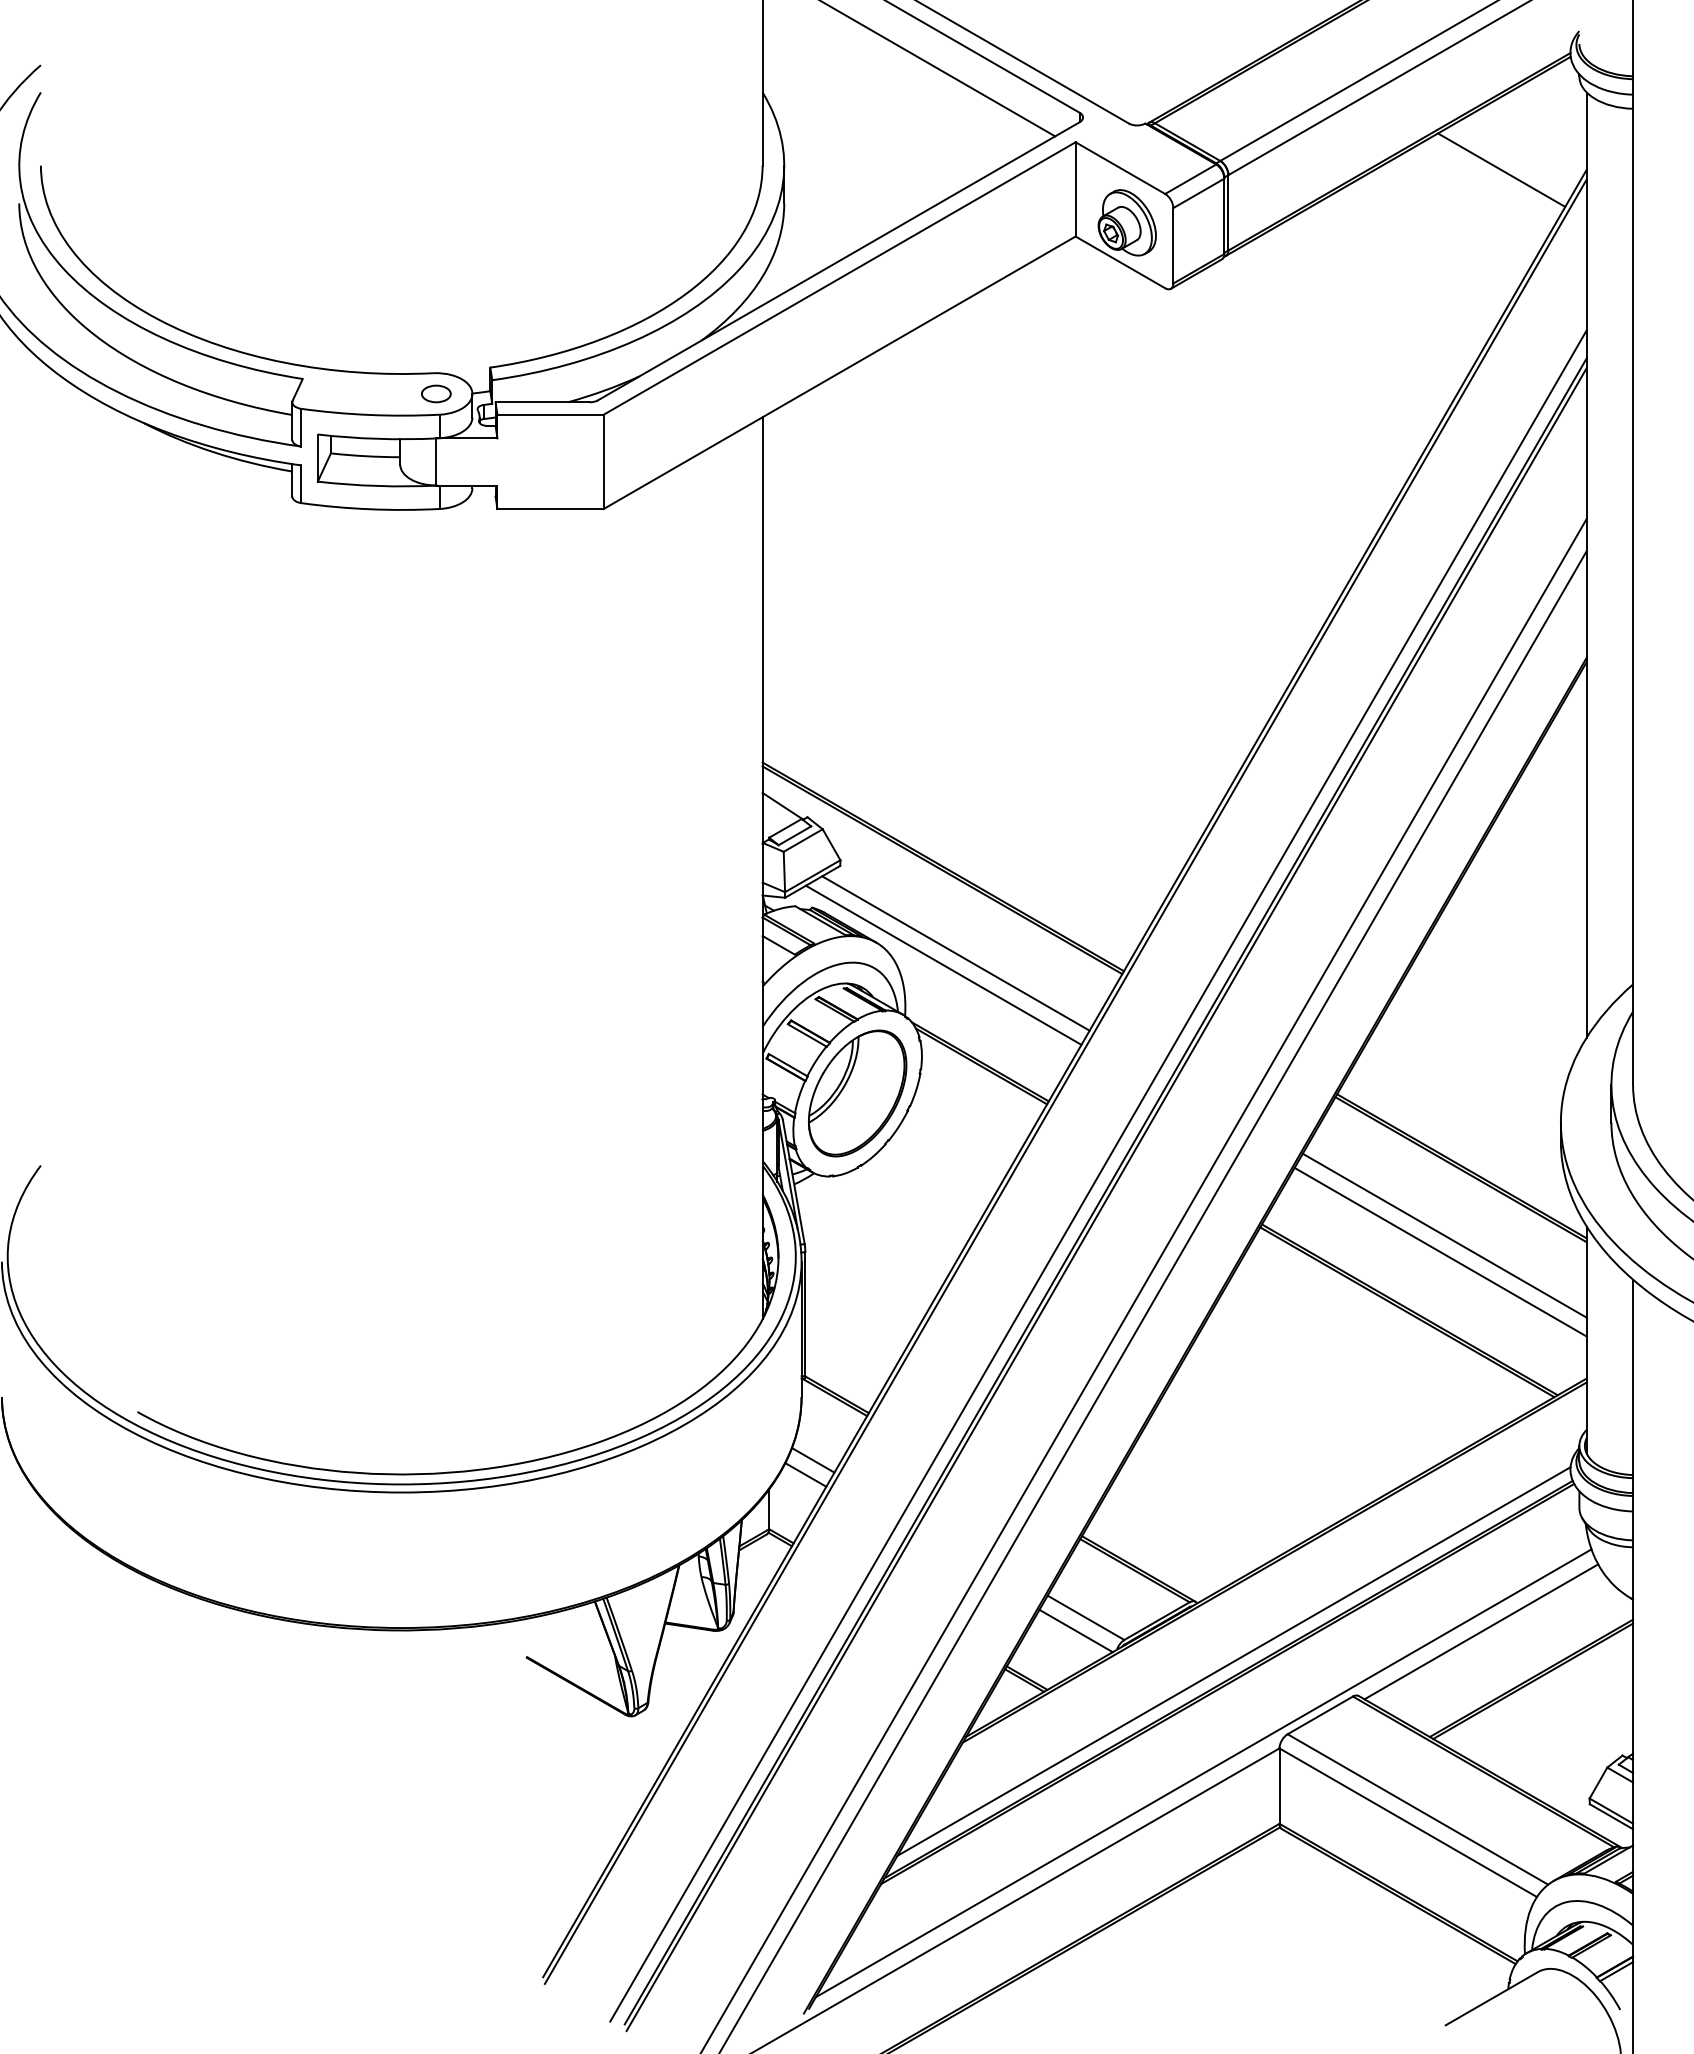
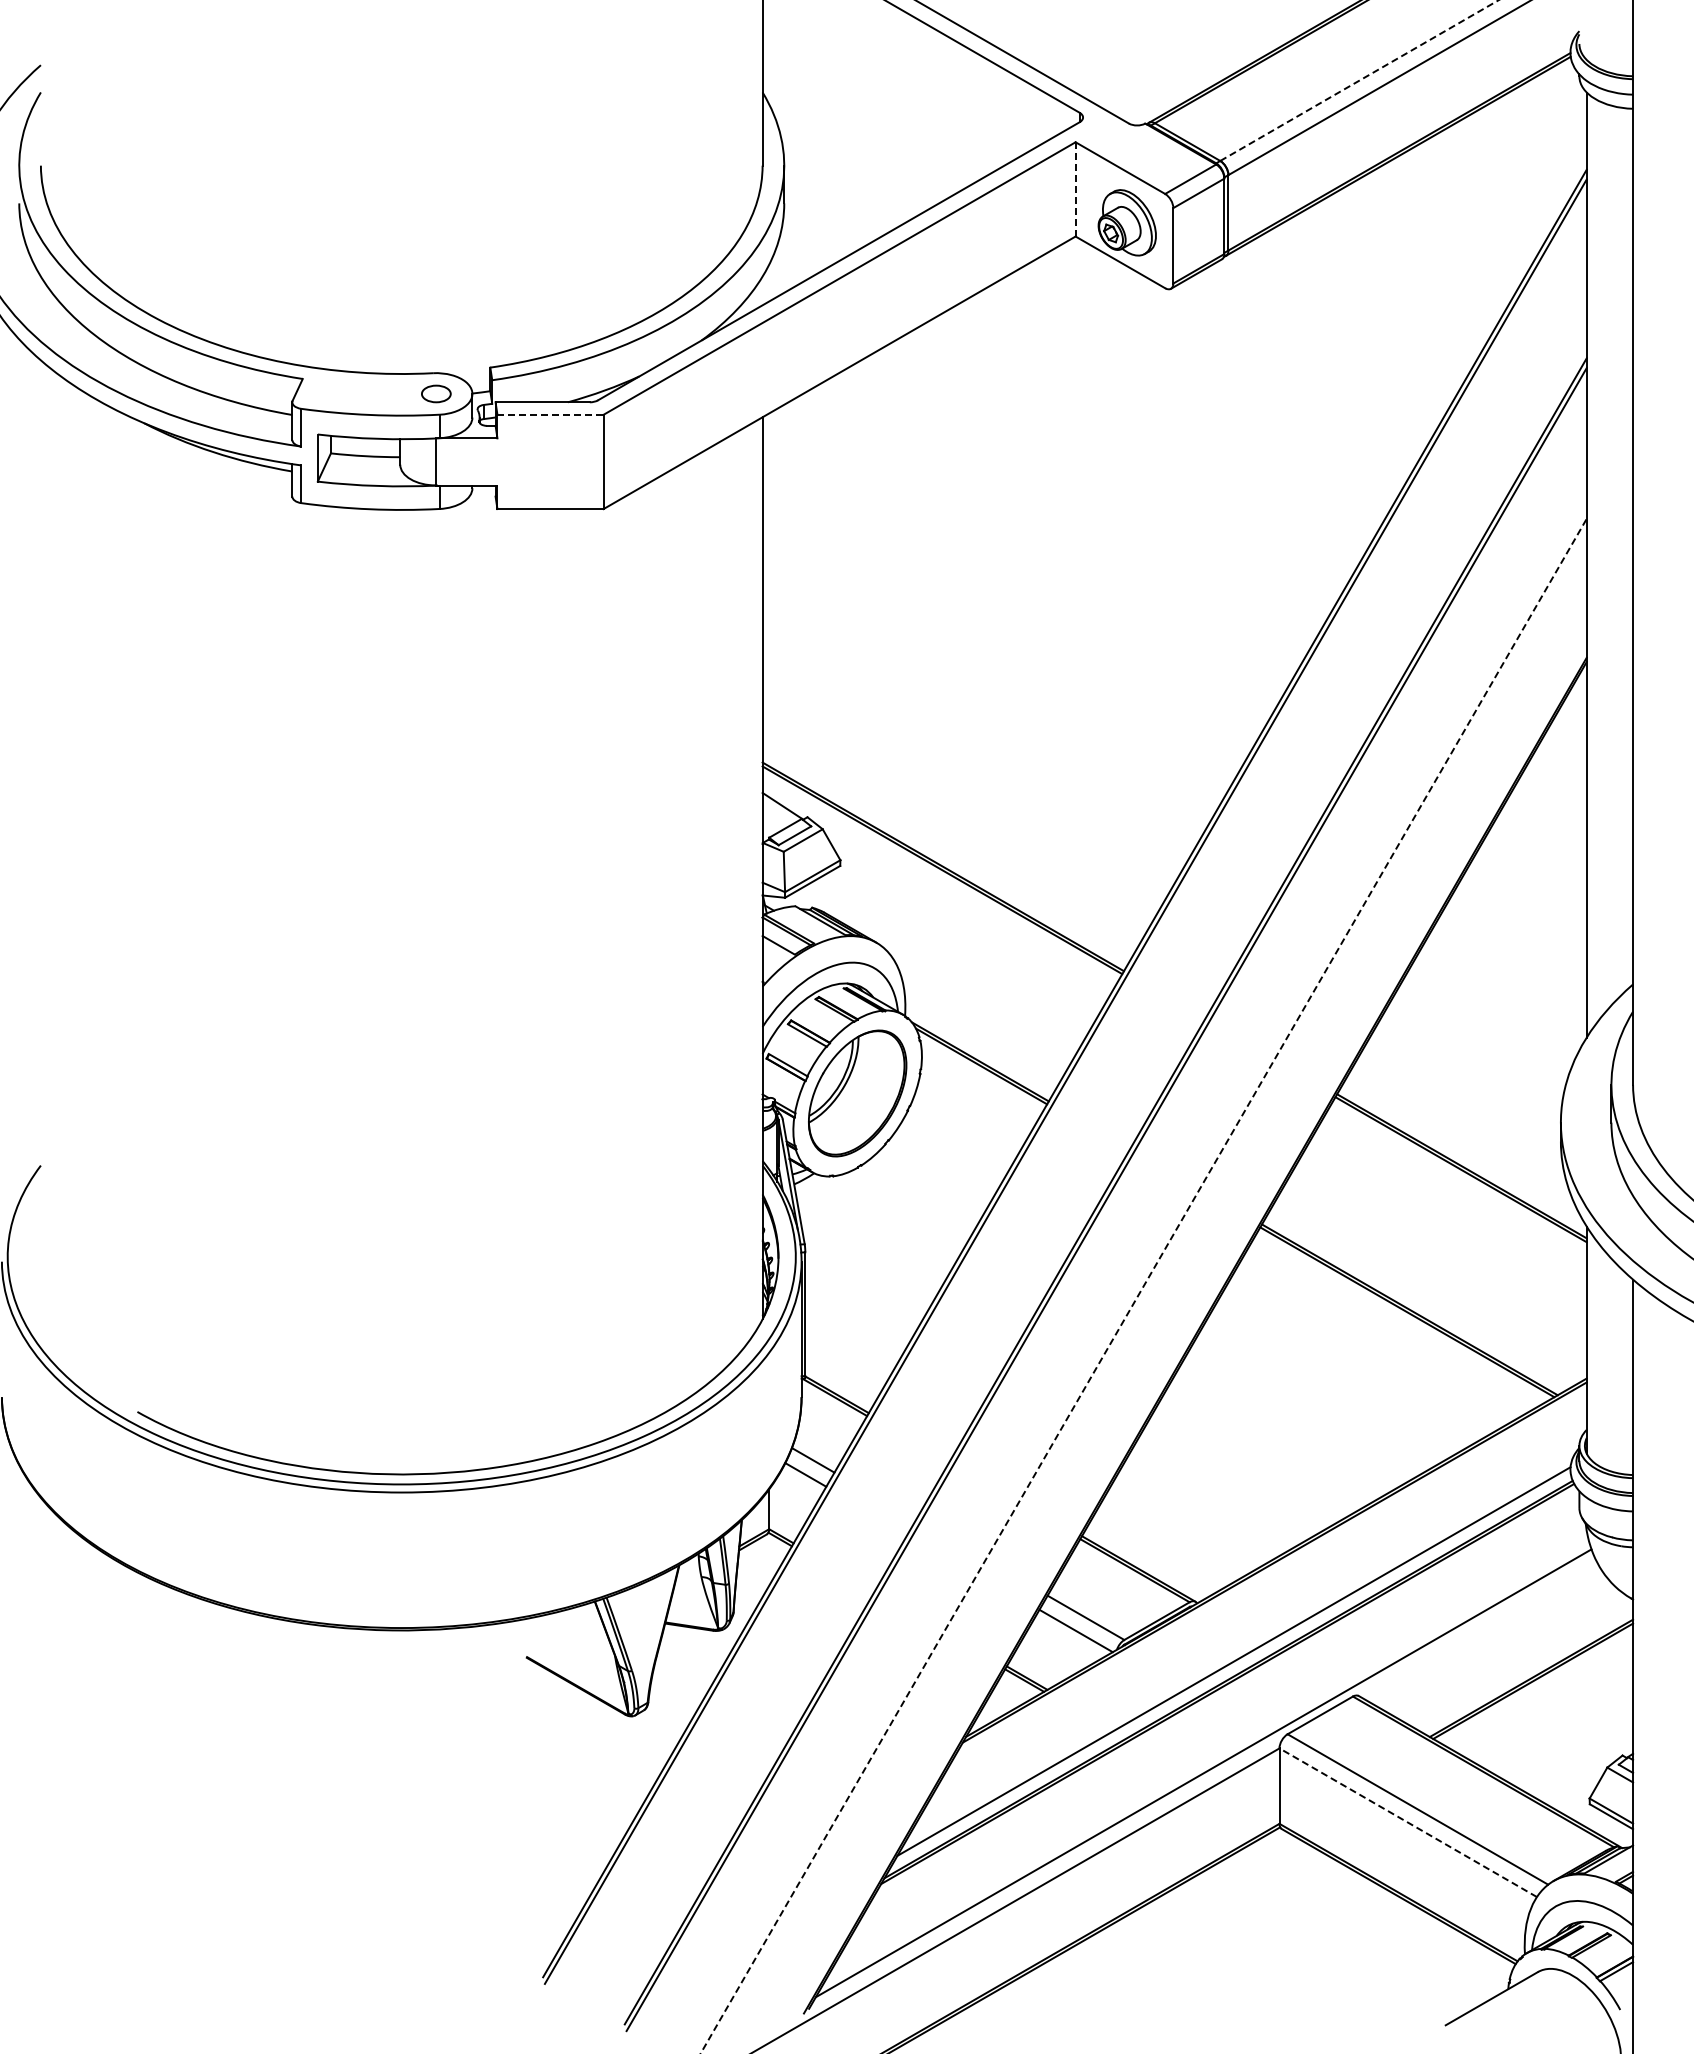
line: present -> none (938, 69)
line: solid -> dashed (1359, 80)
line: present -> none (1501, 169)
line: solid -> dashed (1075, 189)
line: solid -> dashed (551, 414)
line: present -> none (955, 953)
line: present -> none (943, 964)
line: present -> none (1098, 1175)
line: present -> none (1444, 1235)
line: present -> none (1440, 1251)
line: solid -> dashed (1143, 1286)
line: present -> none (1153, 1300)
line: present -> none (1481, 1631)
line: solid -> dashed (1408, 1822)
